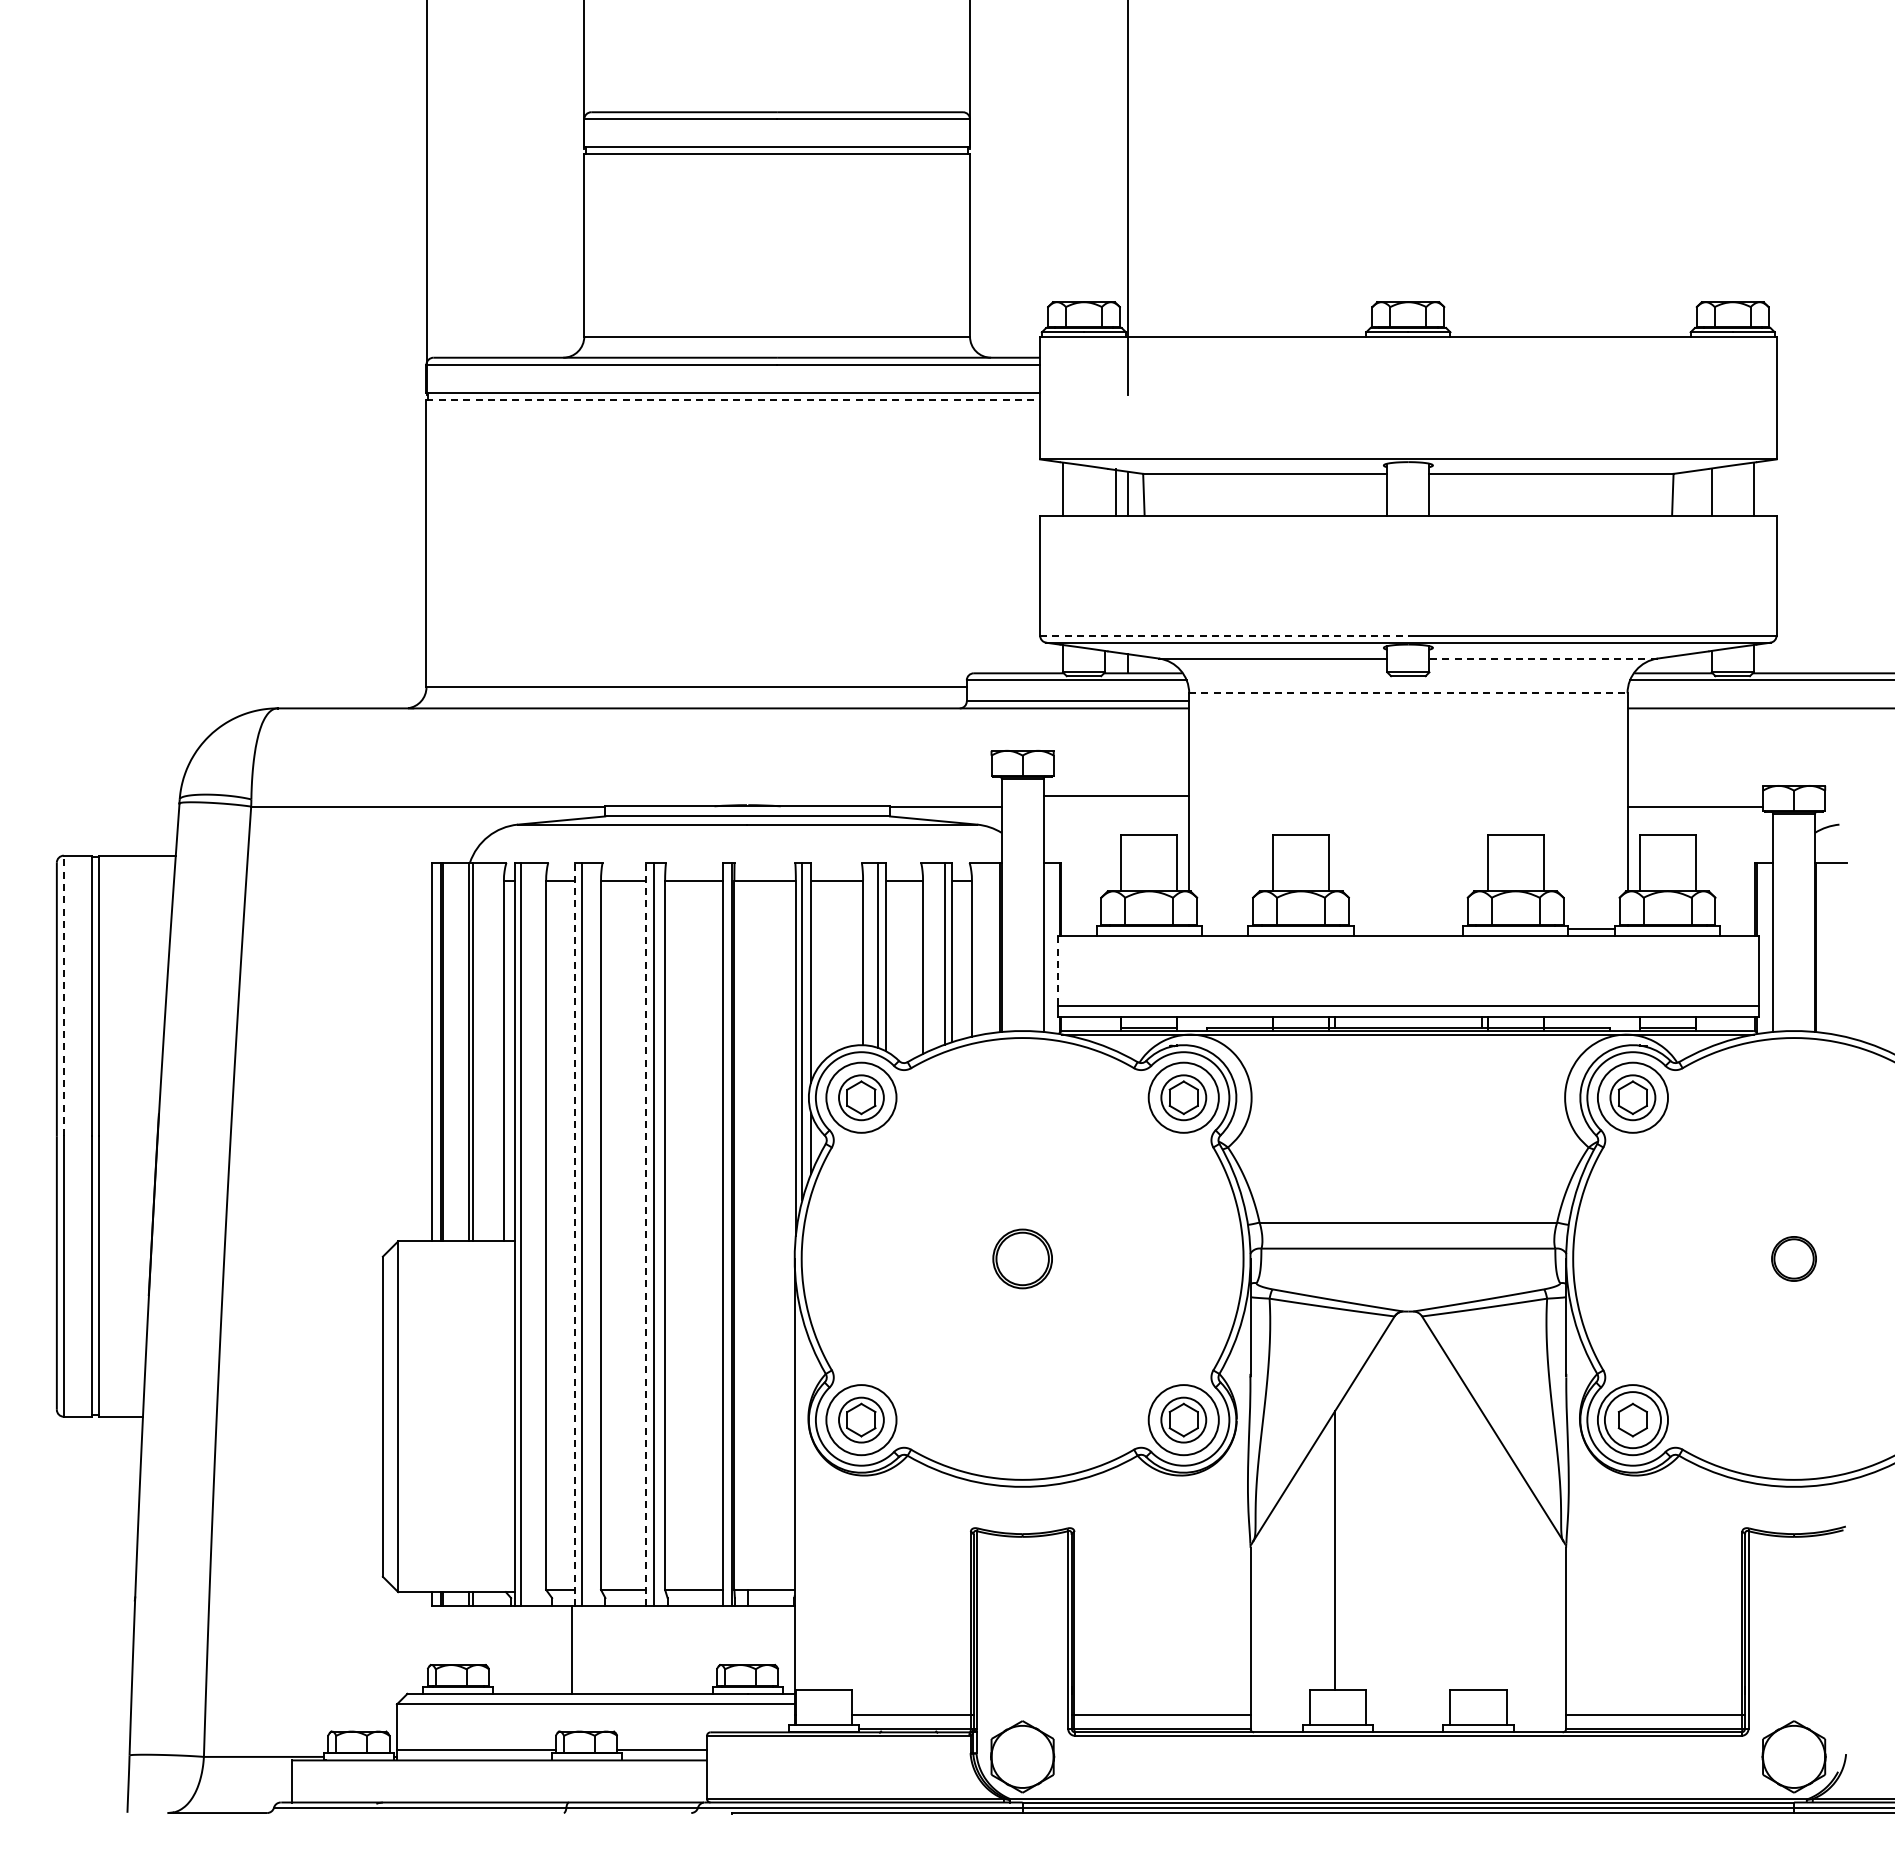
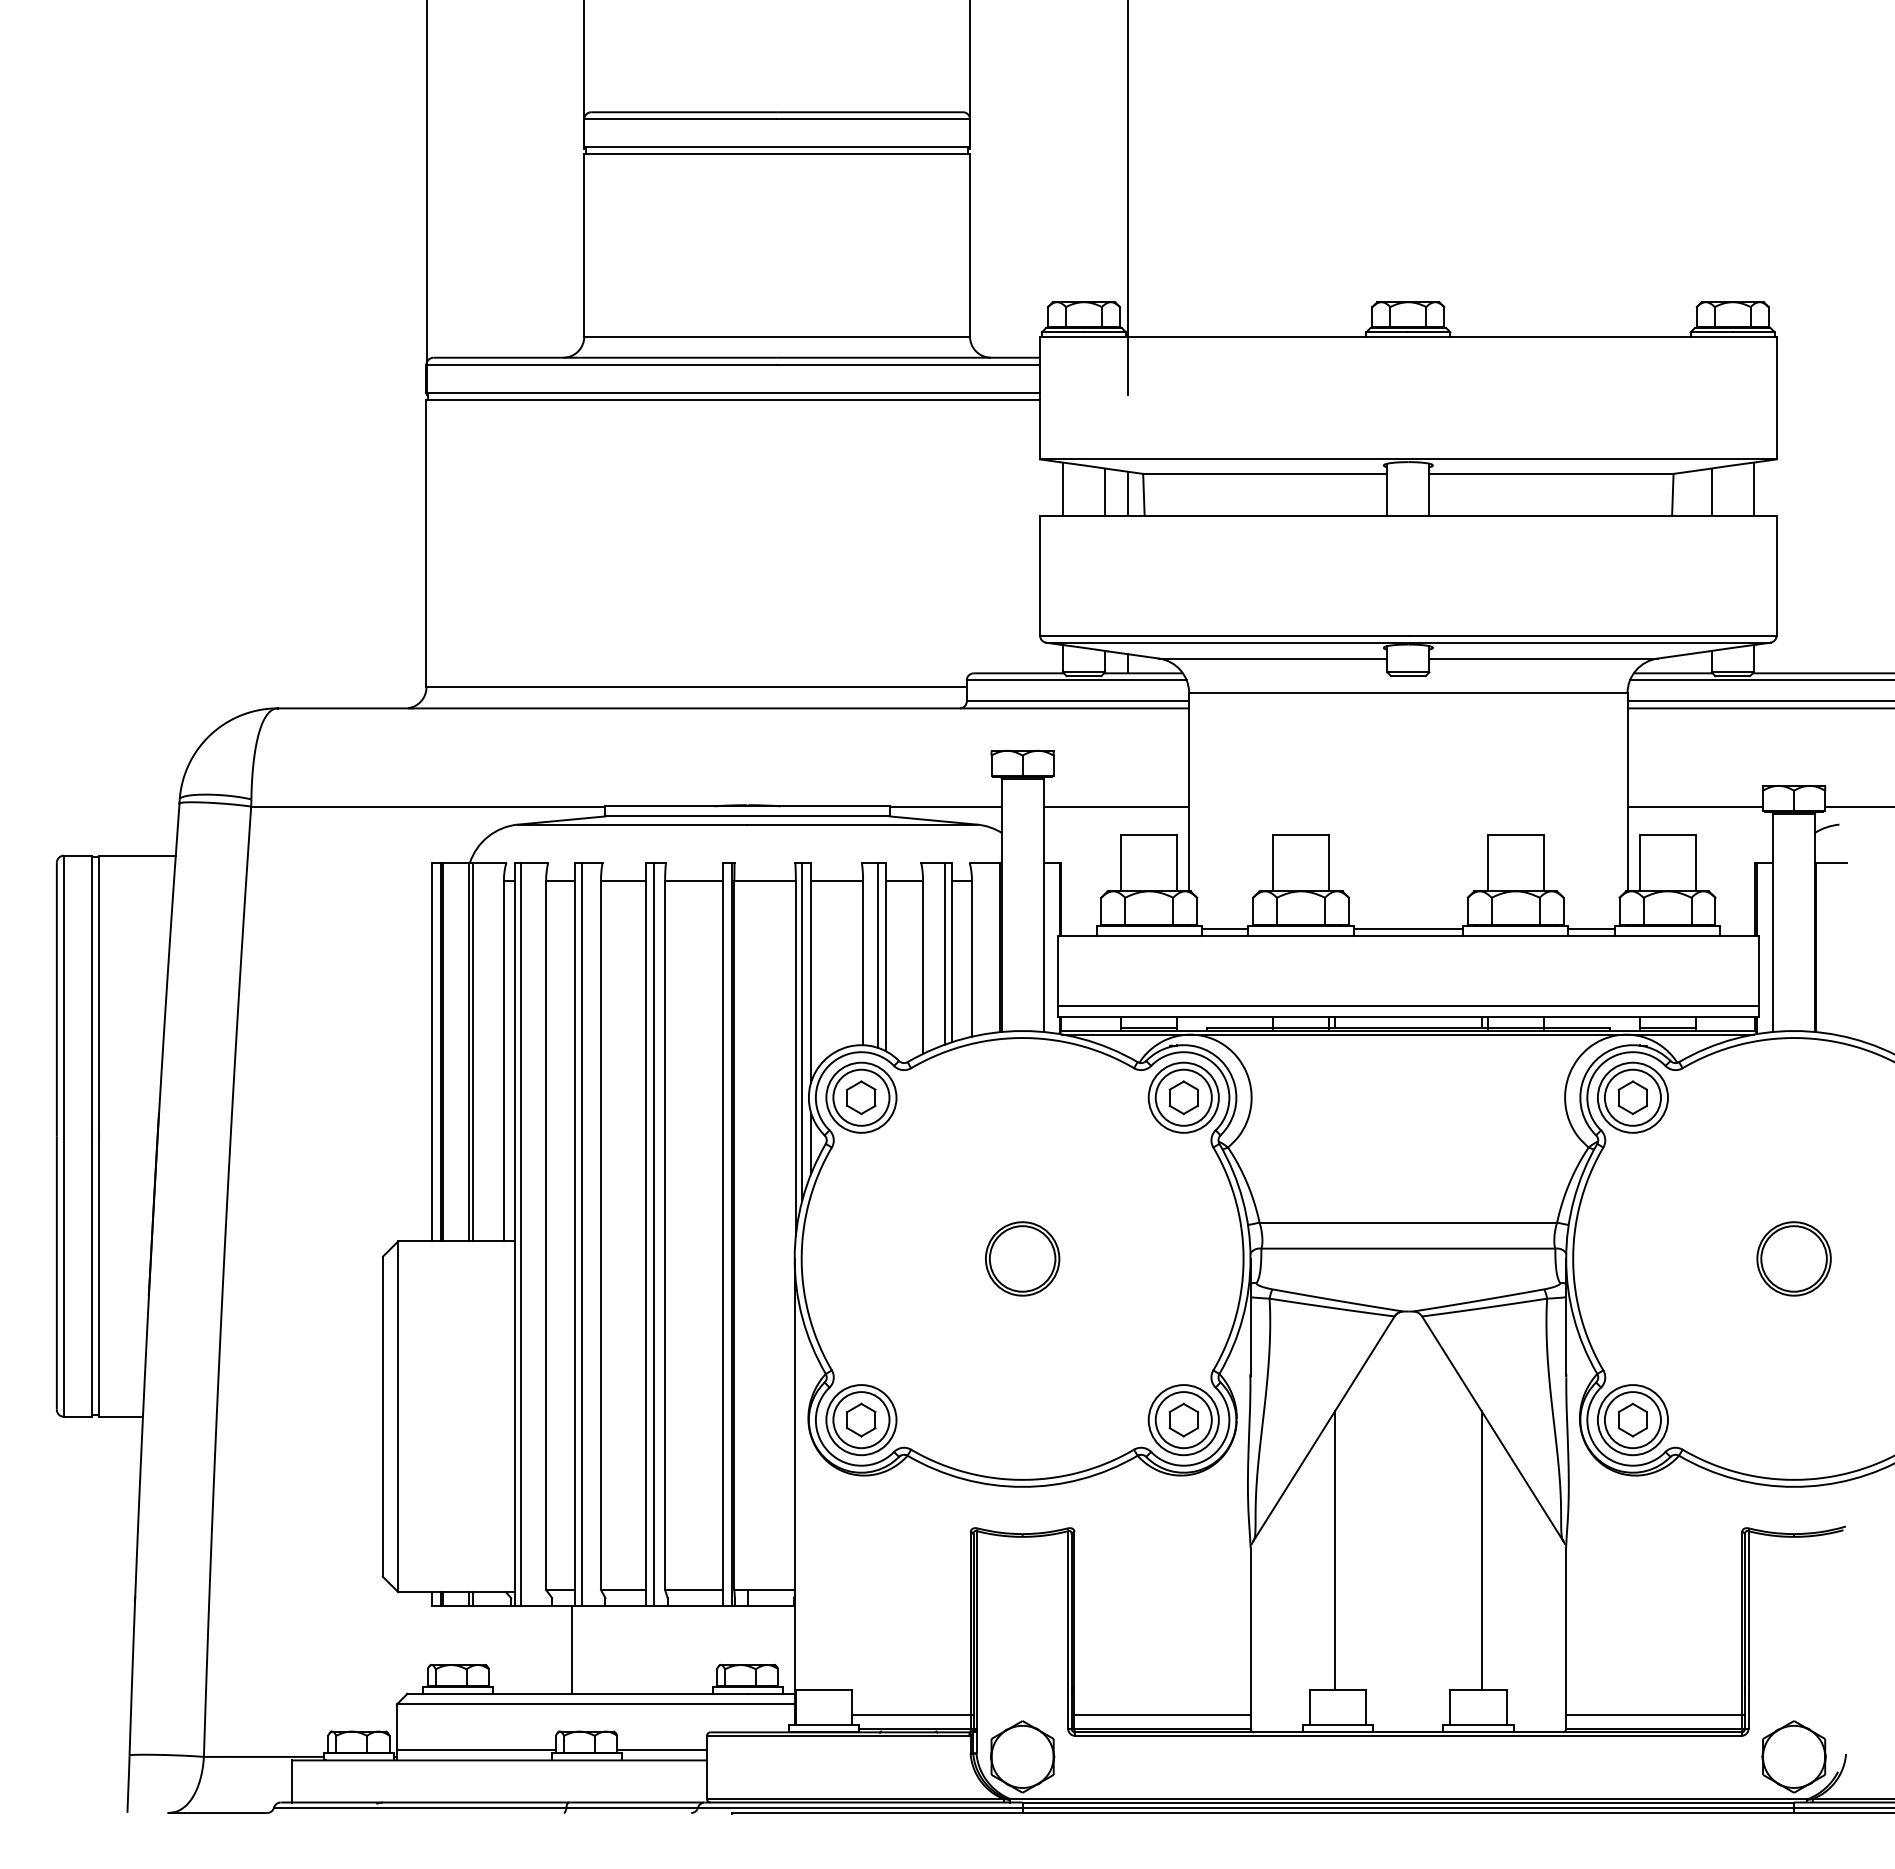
line: dashed -> solid (733, 399)
line position: (1116, 491) -> (1105, 491) (1105, 491)
line: dashed -> solid (1225, 635)
line: dashed -> solid (1543, 658)
line: dashed -> solid (1408, 693)
line: none -> present (1759, 701)
line position: (1116, 795) -> (1116, 806) (1116, 806)
line: none -> present (1858, 806)
line: none -> present (1224, 929)
line: none -> present (1408, 929)
line: dashed -> solid (1057, 971)
line: dashed -> solid (63, 995)
circle diameter: 45 px -> 56 px (861, 1097)
circle diameter: 45 px -> 56 px (1183, 1097)
circle diameter: 45 px -> 56 px (1632, 1097)
line: dashed -> solid (574, 1234)
line: dashed -> solid (645, 1234)
part size: 61x62 px -> 76x76 px (1022, 1258)
part size: 46x46 px -> 76x76 px (1793, 1258)
circle diameter: 45 px -> 56 px (861, 1420)
circle diameter: 45 px -> 56 px (1183, 1420)
line: none -> present (1481, 1550)
